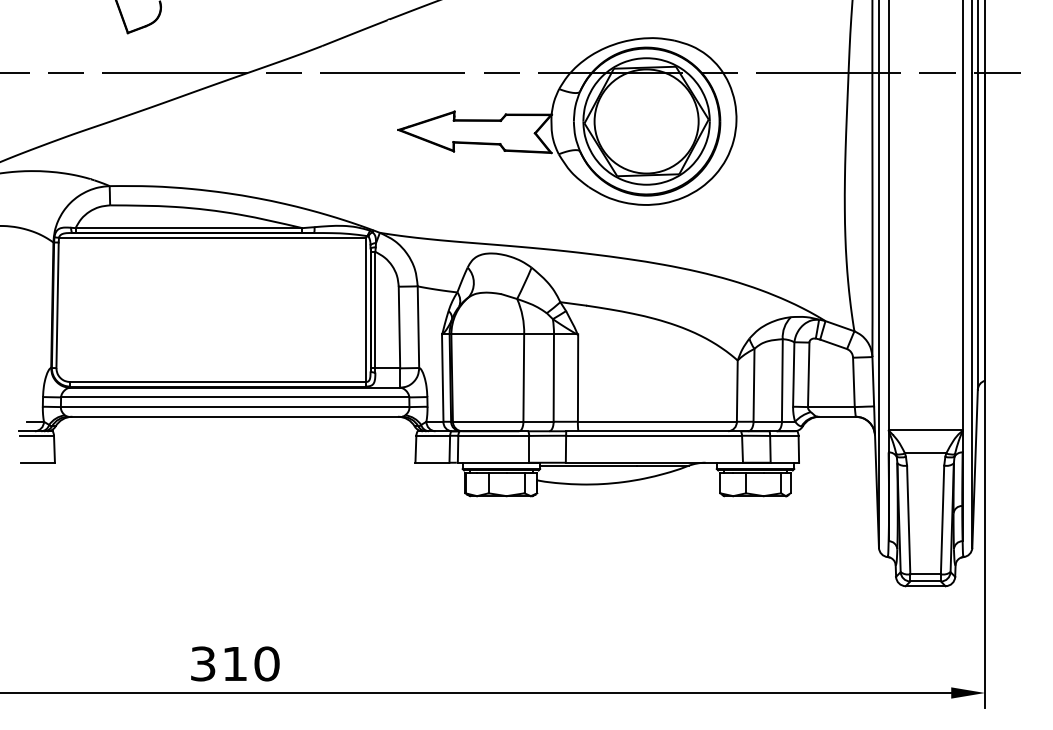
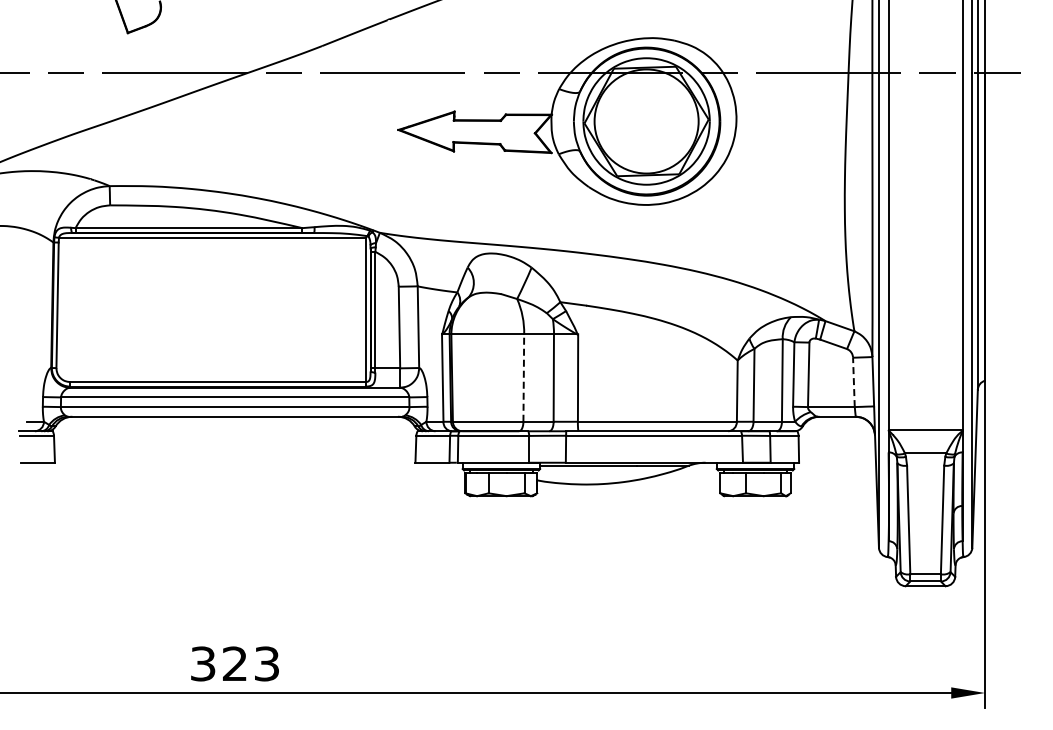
line: solid -> dashed (523, 378)
line: solid -> dashed (853, 382)
text: 310 -> 323 (251, 663)
